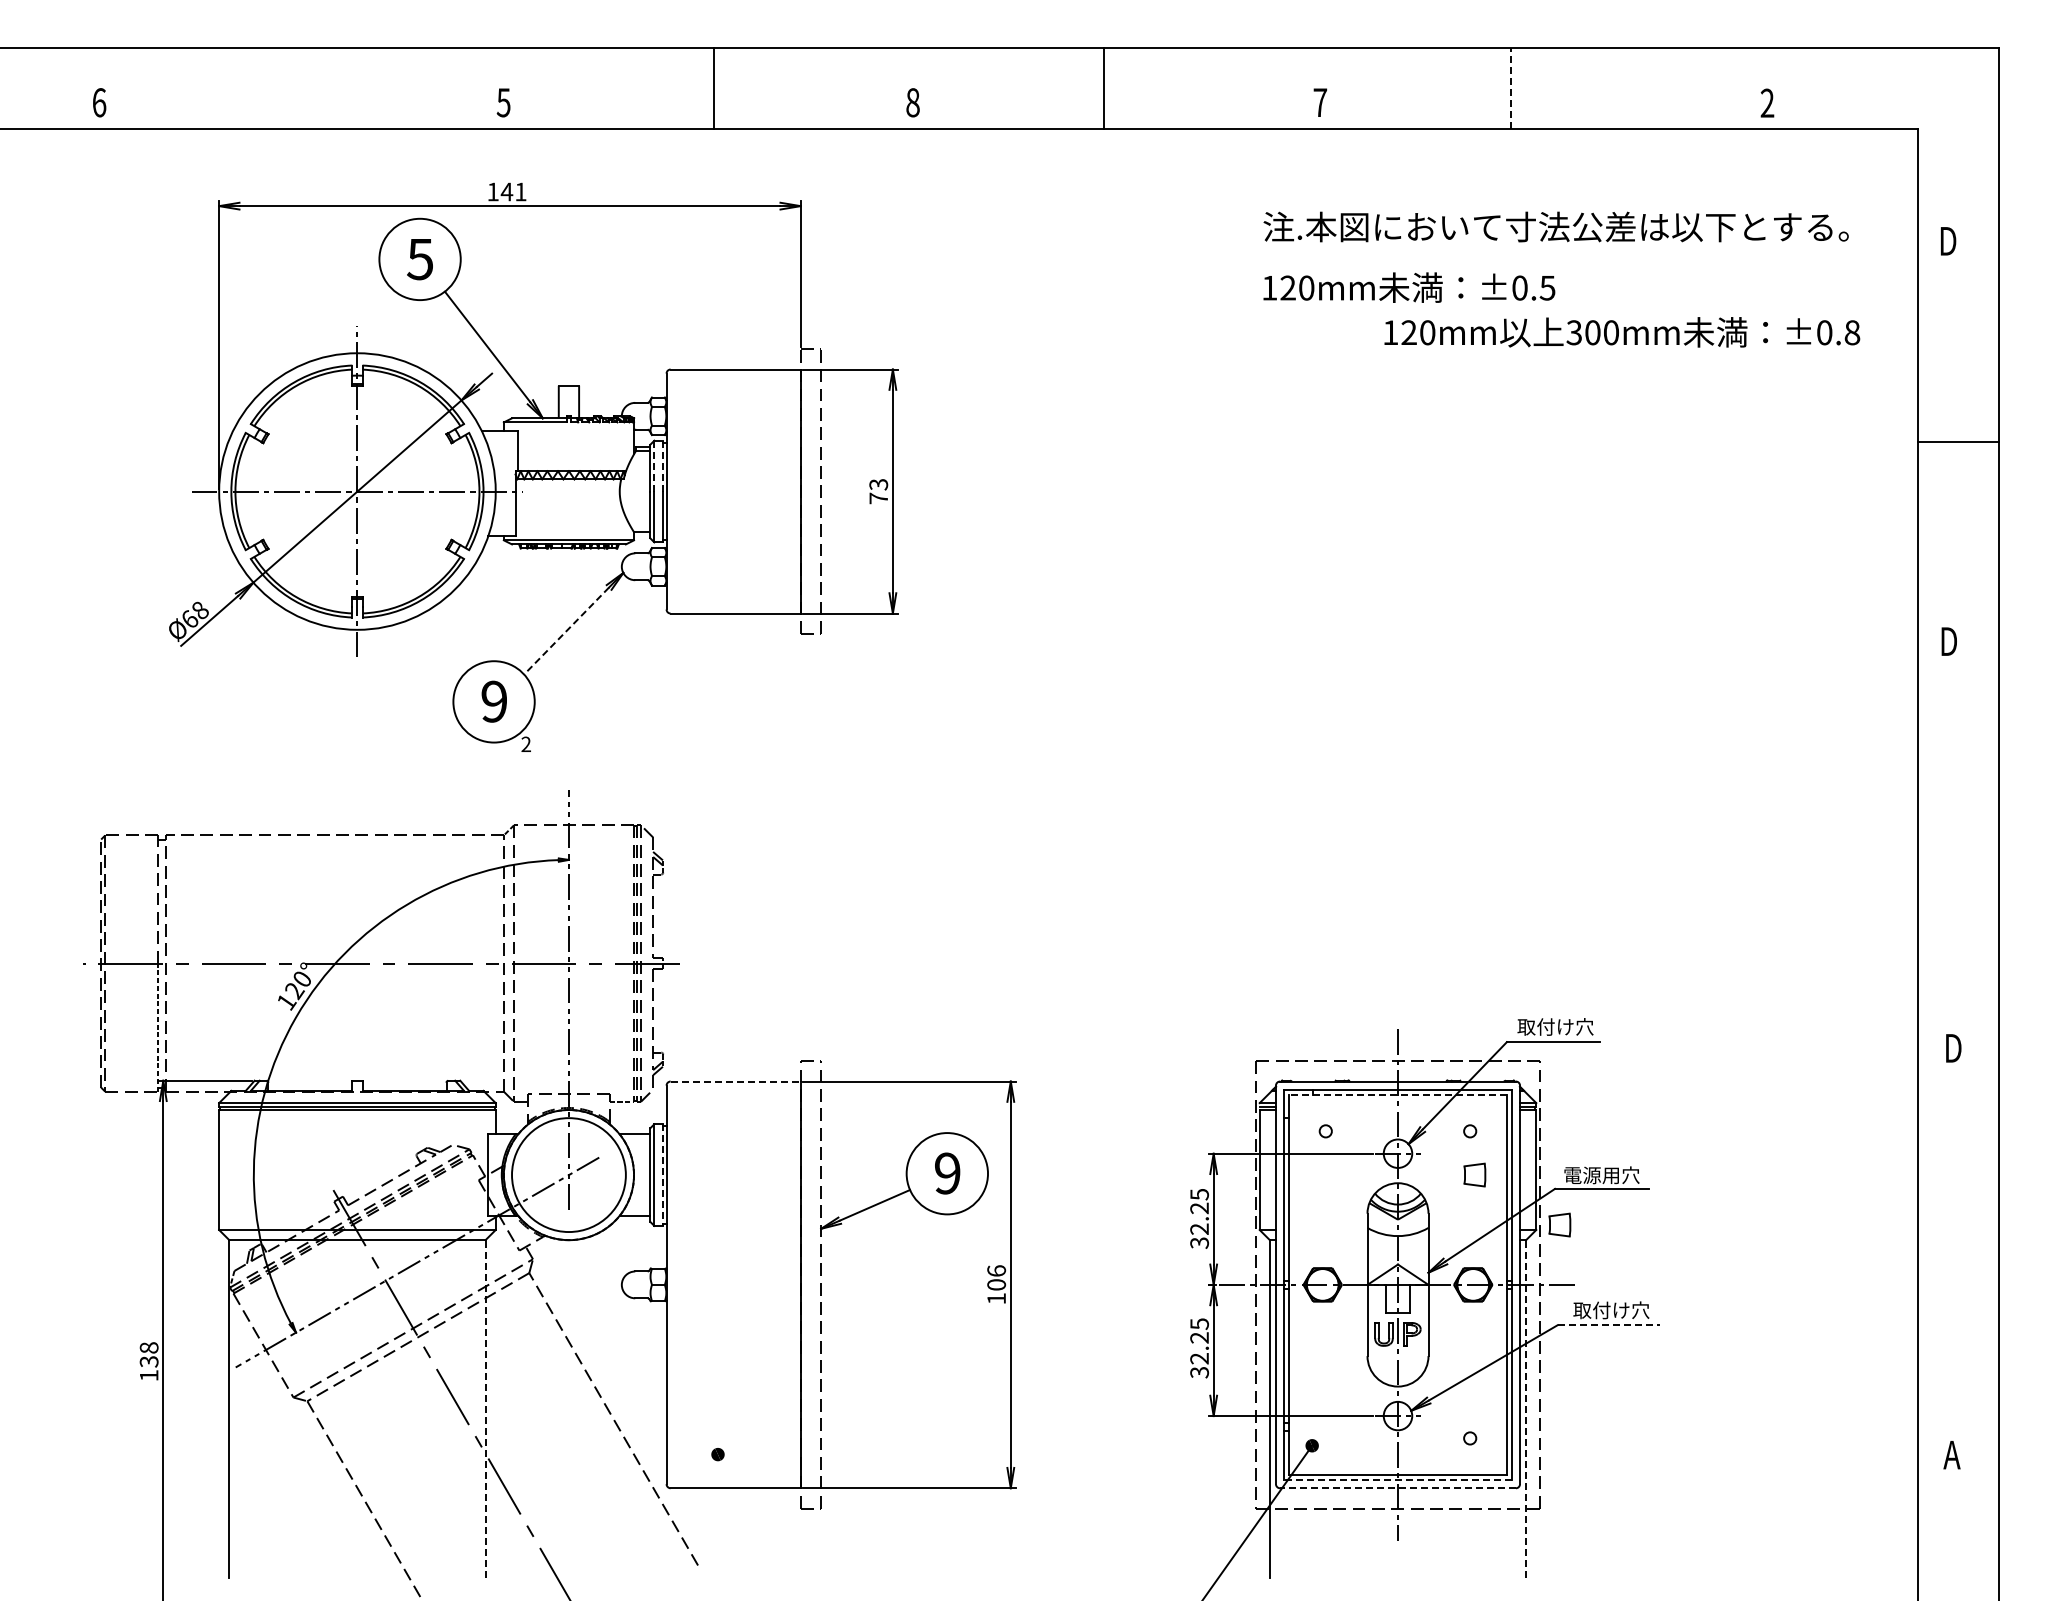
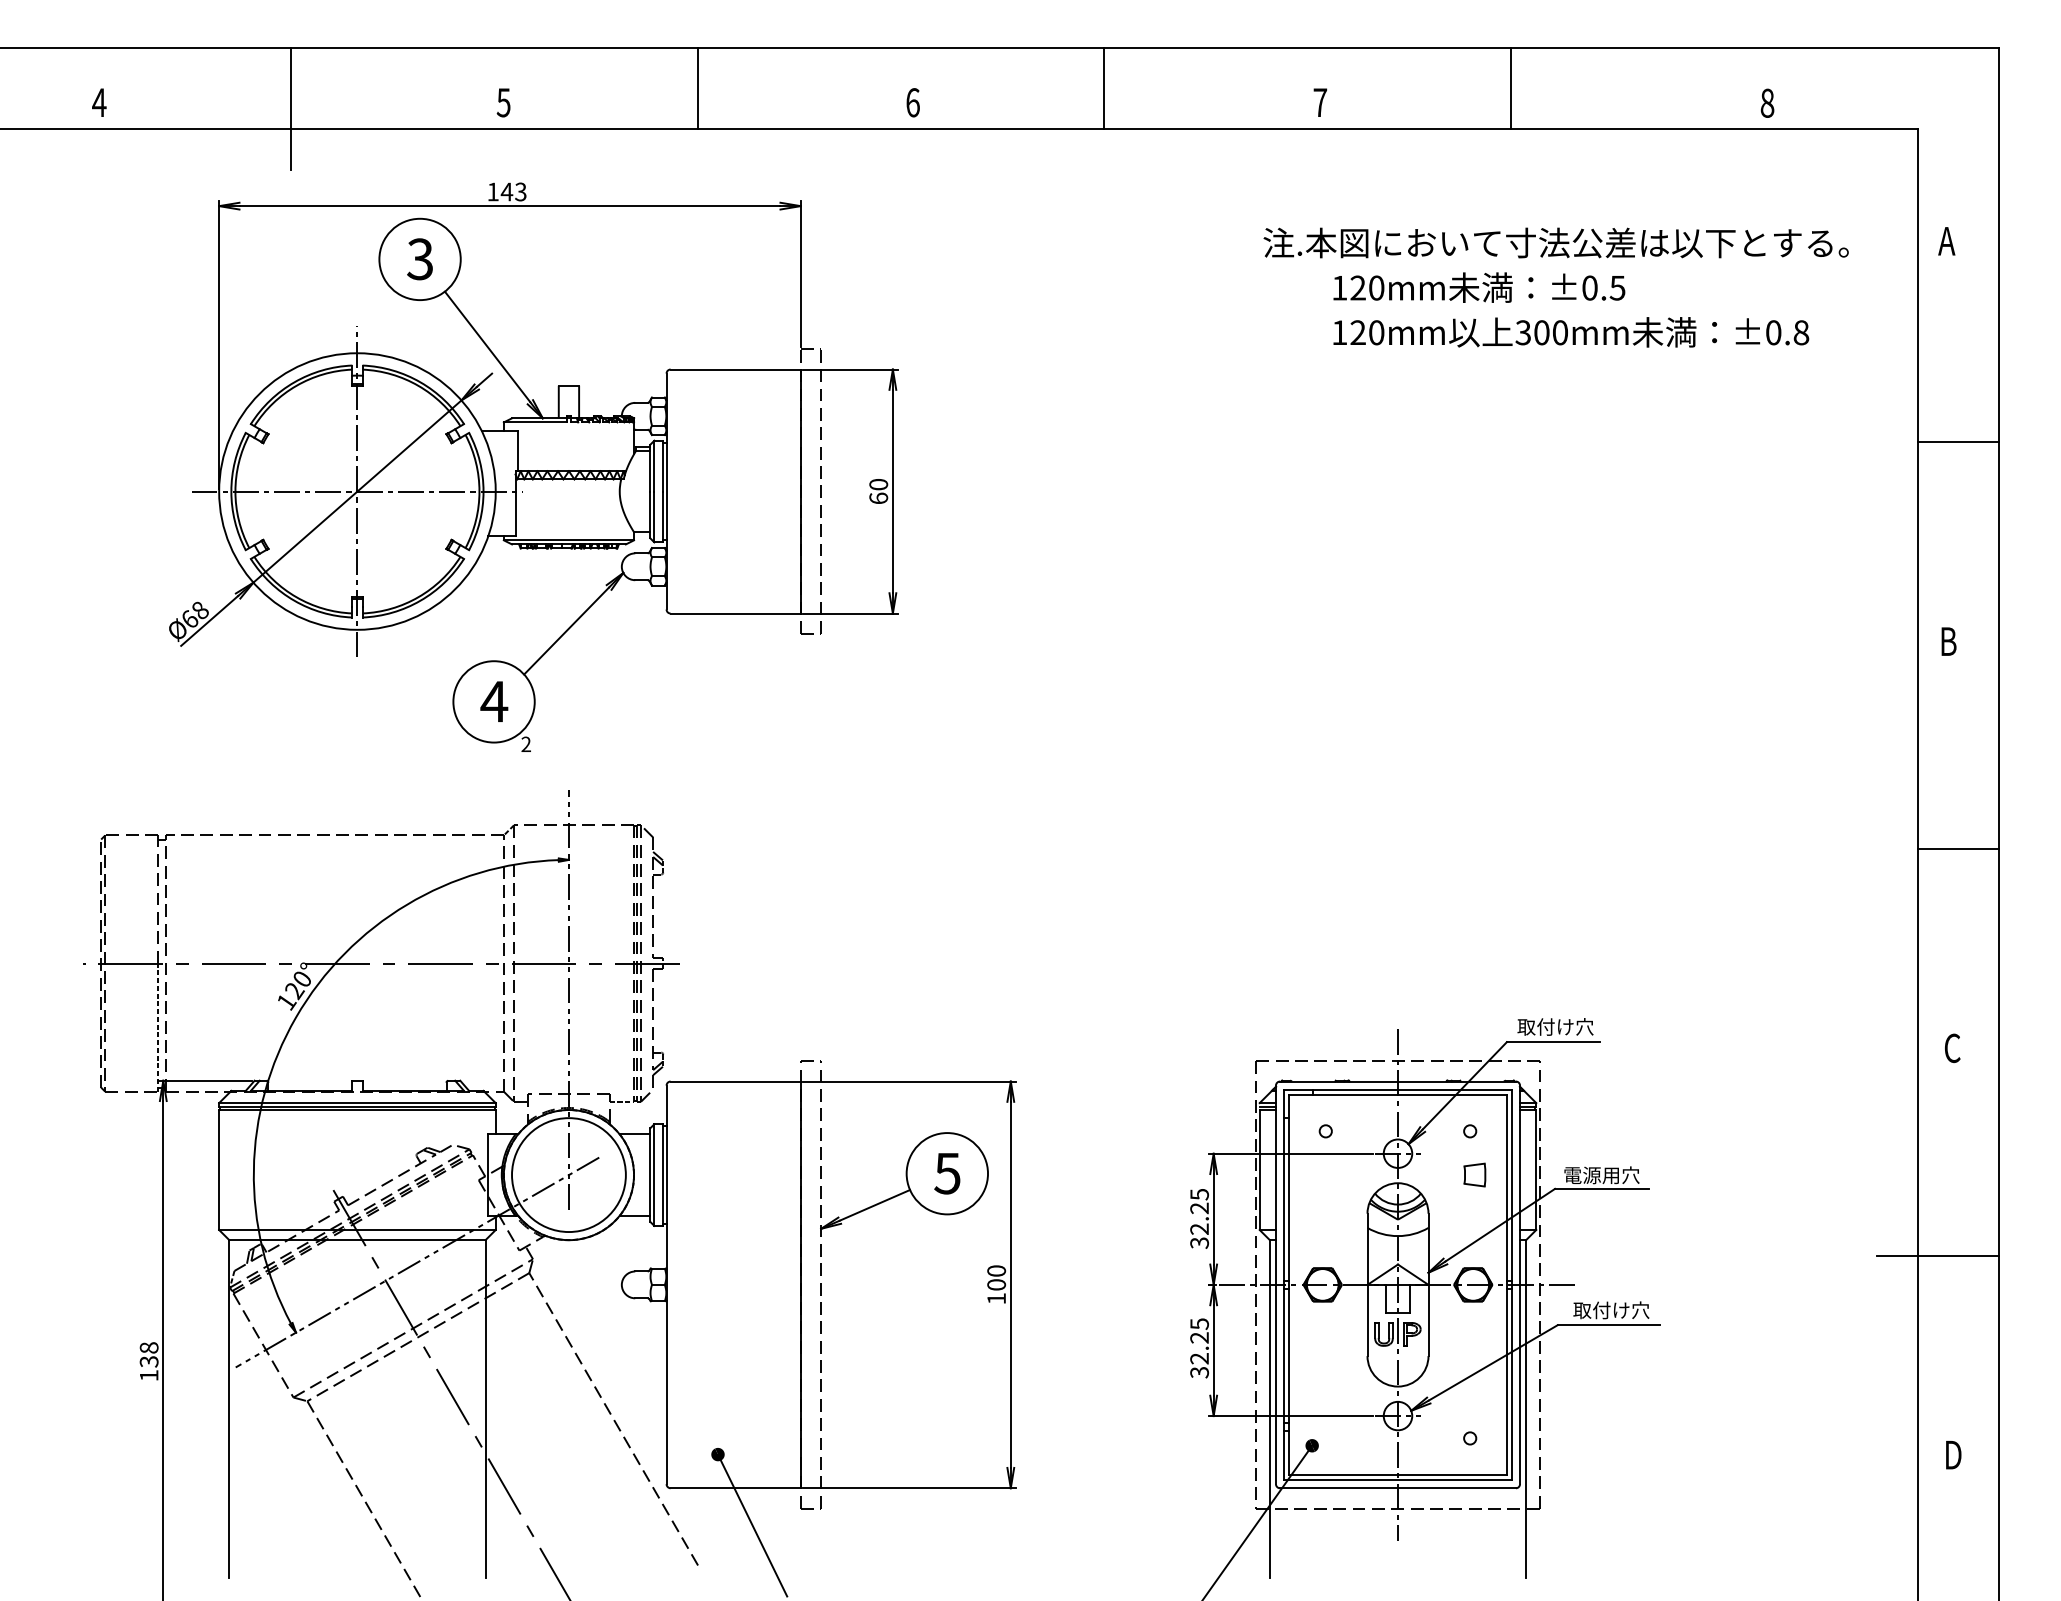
line position: (713, 88) -> (697, 88) (697, 88)
line: dashed -> solid (1511, 88)
text: 6 -> 4 (99, 102)
text: 8 -> 6 (912, 102)
text: 2 -> 8 (1767, 102)
line: none -> present (290, 108)
text: 141 -> 143 (520, 191)
text position: (1555, 226) -> (1555, 242) (1555, 242)
text: D -> A (1947, 241)
text: 5 -> 3 (419, 258)
text position: (1409, 287) -> (1479, 287) (1479, 287)
text position: (1622, 332) -> (1571, 332) (1571, 332)
line: dashed -> solid (654, 466)
line: dashed -> solid (662, 466)
text: 73 -> 60 (878, 491)
line: dashed -> solid (566, 631)
text: D -> B (1950, 641)
text: 9 -> 4 (494, 701)
line: none -> present (1958, 849)
text: D -> C (1952, 1048)
line: dashed -> solid (736, 1081)
line: dashed -> solid (1398, 1094)
text: 9 -> 5 (947, 1173)
line: dashed -> solid (662, 1175)
part: present -> none (1559, 1224)
line: none -> present (1938, 1255)
text: 106 -> 100 (996, 1270)
line: dashed -> solid (1609, 1325)
line: dashed -> solid (485, 1408)
line: dashed -> solid (1526, 1408)
text: A -> D (1952, 1454)
line: dashed -> solid (1398, 1480)
line: dashed -> solid (1398, 1488)
line: none -> present (752, 1525)
